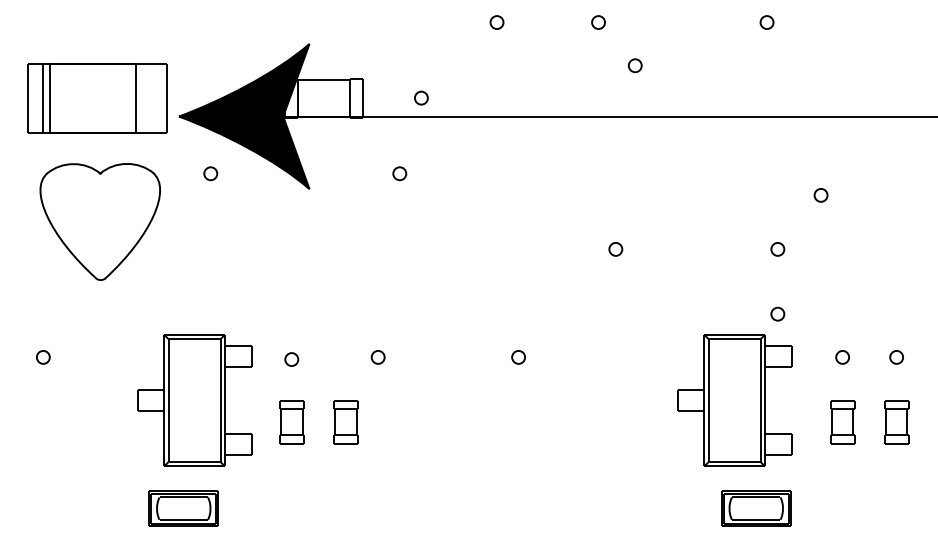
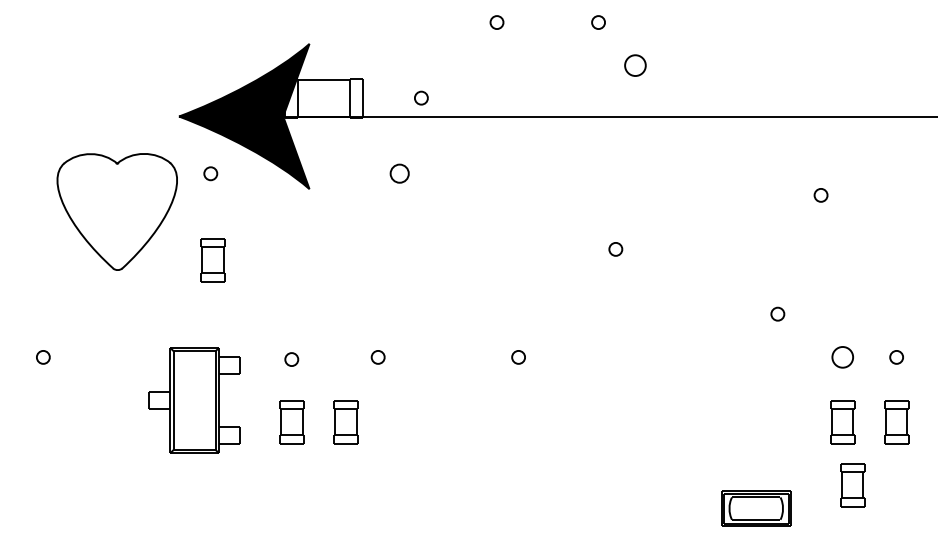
part: present -> none (766, 22)
part size: 16x16 px -> 23x23 px (635, 65)
part: present -> none (97, 98)
part size: 16x16 px -> 21x21 px (399, 173)
part position: (99, 221) -> (116, 211) (116, 211)
part: present -> none (777, 249)
part: none -> present (212, 260)
part size: 15x15 px -> 23x23 px (842, 357)
part size: 116x133 px -> 93x107 px (194, 400)
part: present -> none (734, 400)
part: none -> present (852, 485)
part: present -> none (183, 508)
